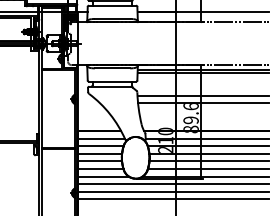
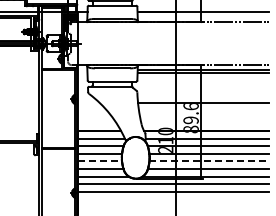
line: present -> none (203, 95)
line: solid -> dashed (100, 161)
line: solid -> dashed (209, 161)
line: present -> none (173, 199)
